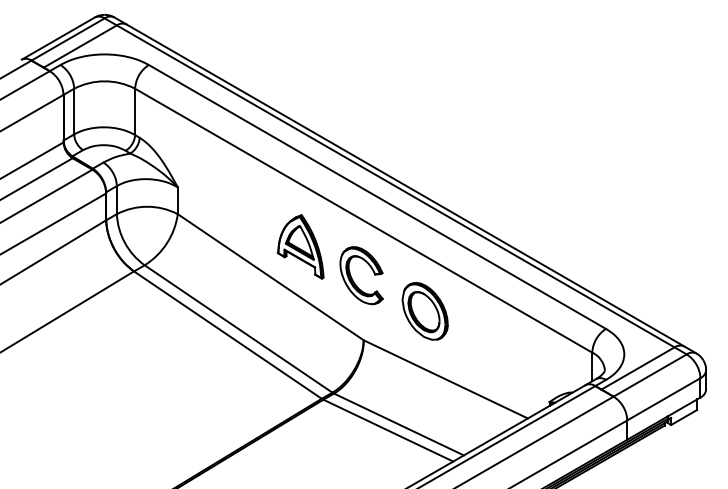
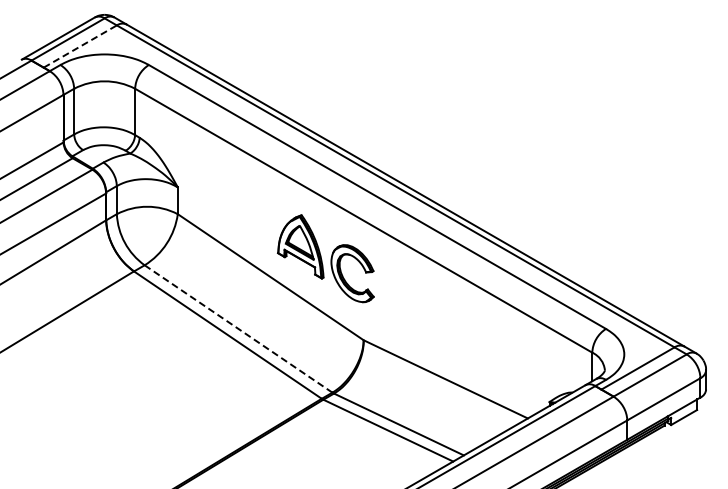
line: solid -> dashed (80, 46)
part position: (352, 277) -> (343, 275) (343, 275)
part: present -> none (424, 311)
line: solid -> dashed (238, 329)
